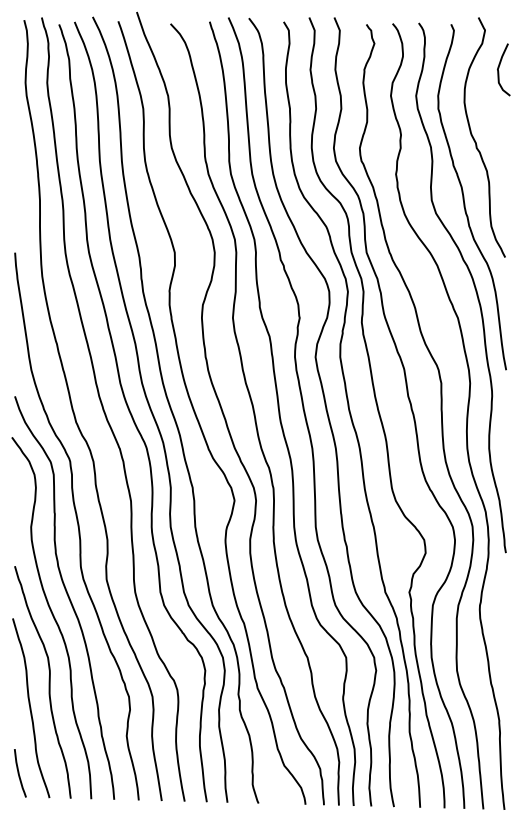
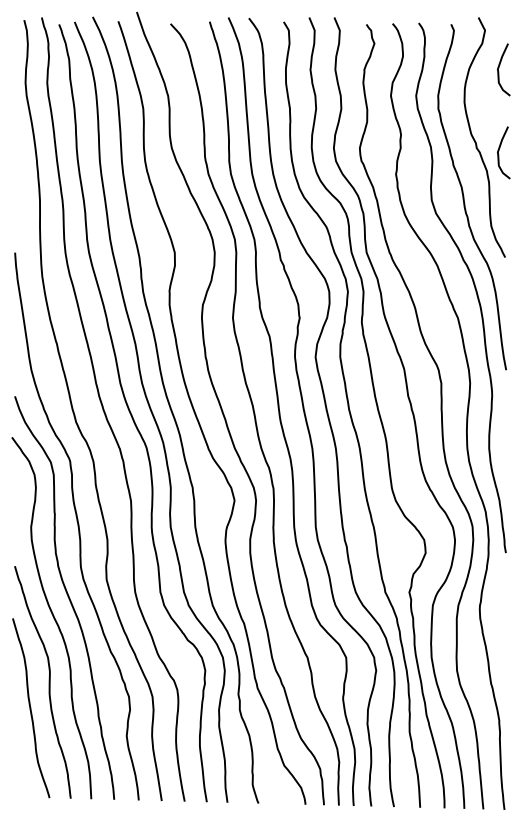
curve: none -> present (499, 151)
curve: present -> none (19, 773)
